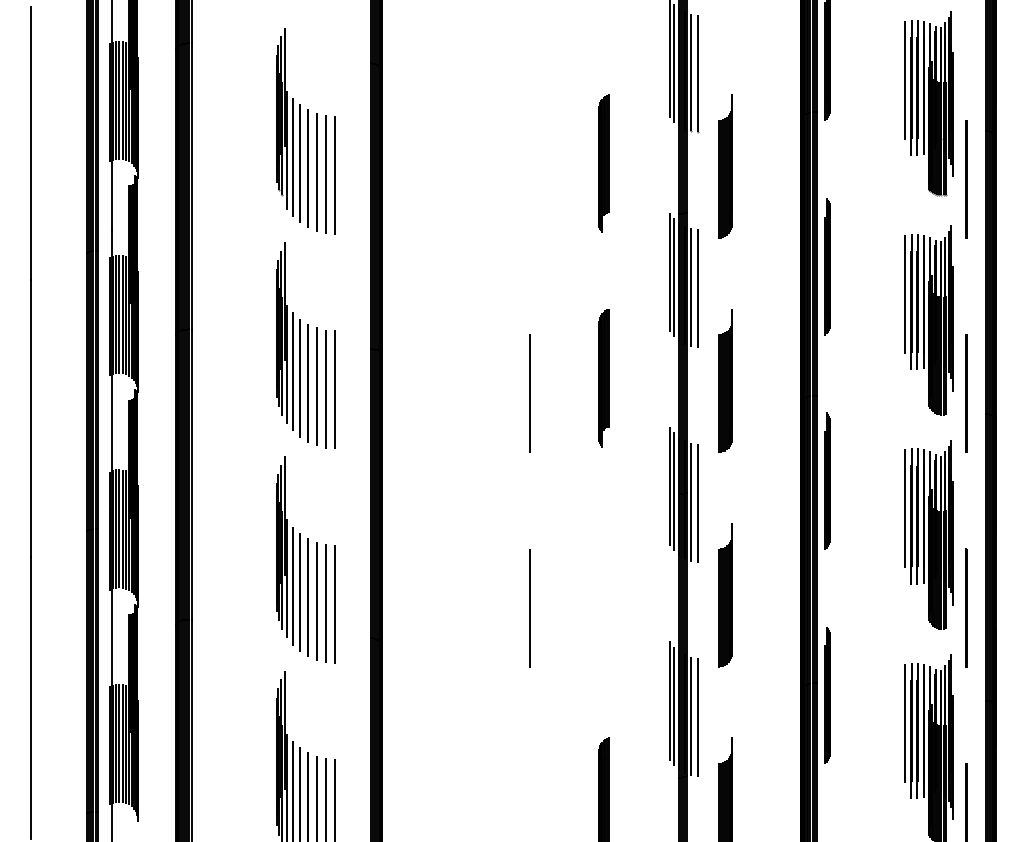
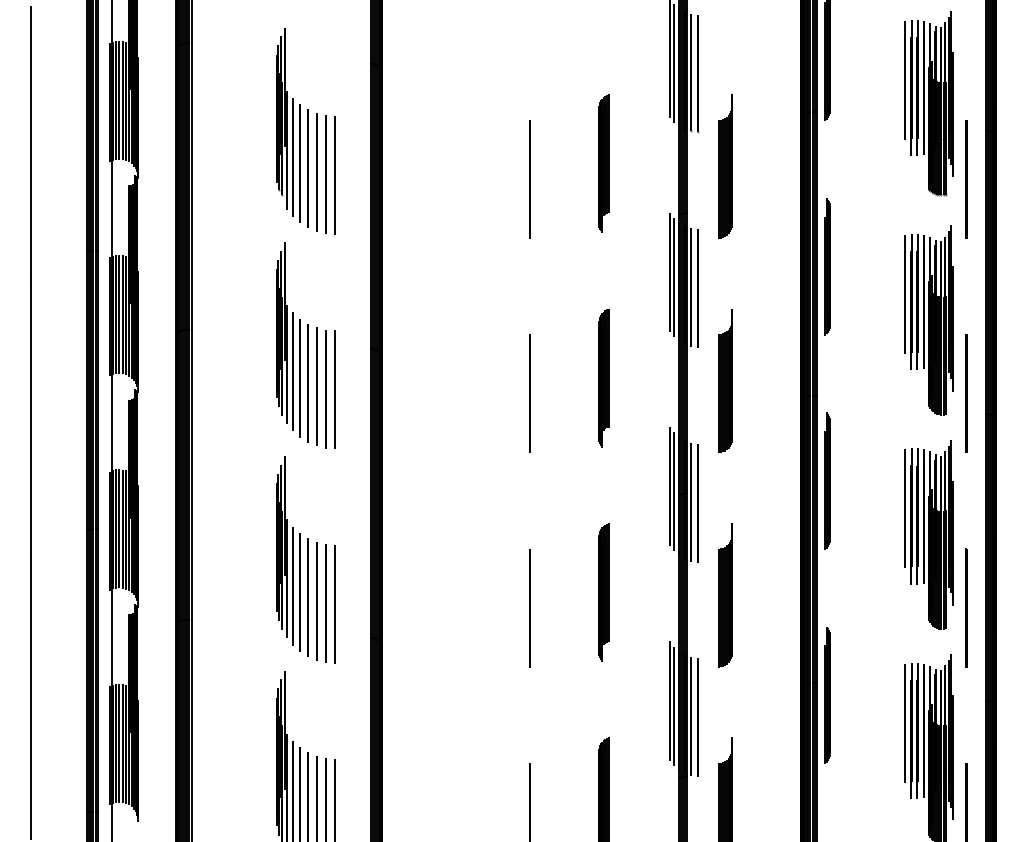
line: none -> present (529, 179)
part: none -> present (603, 592)
line: none -> present (529, 800)
